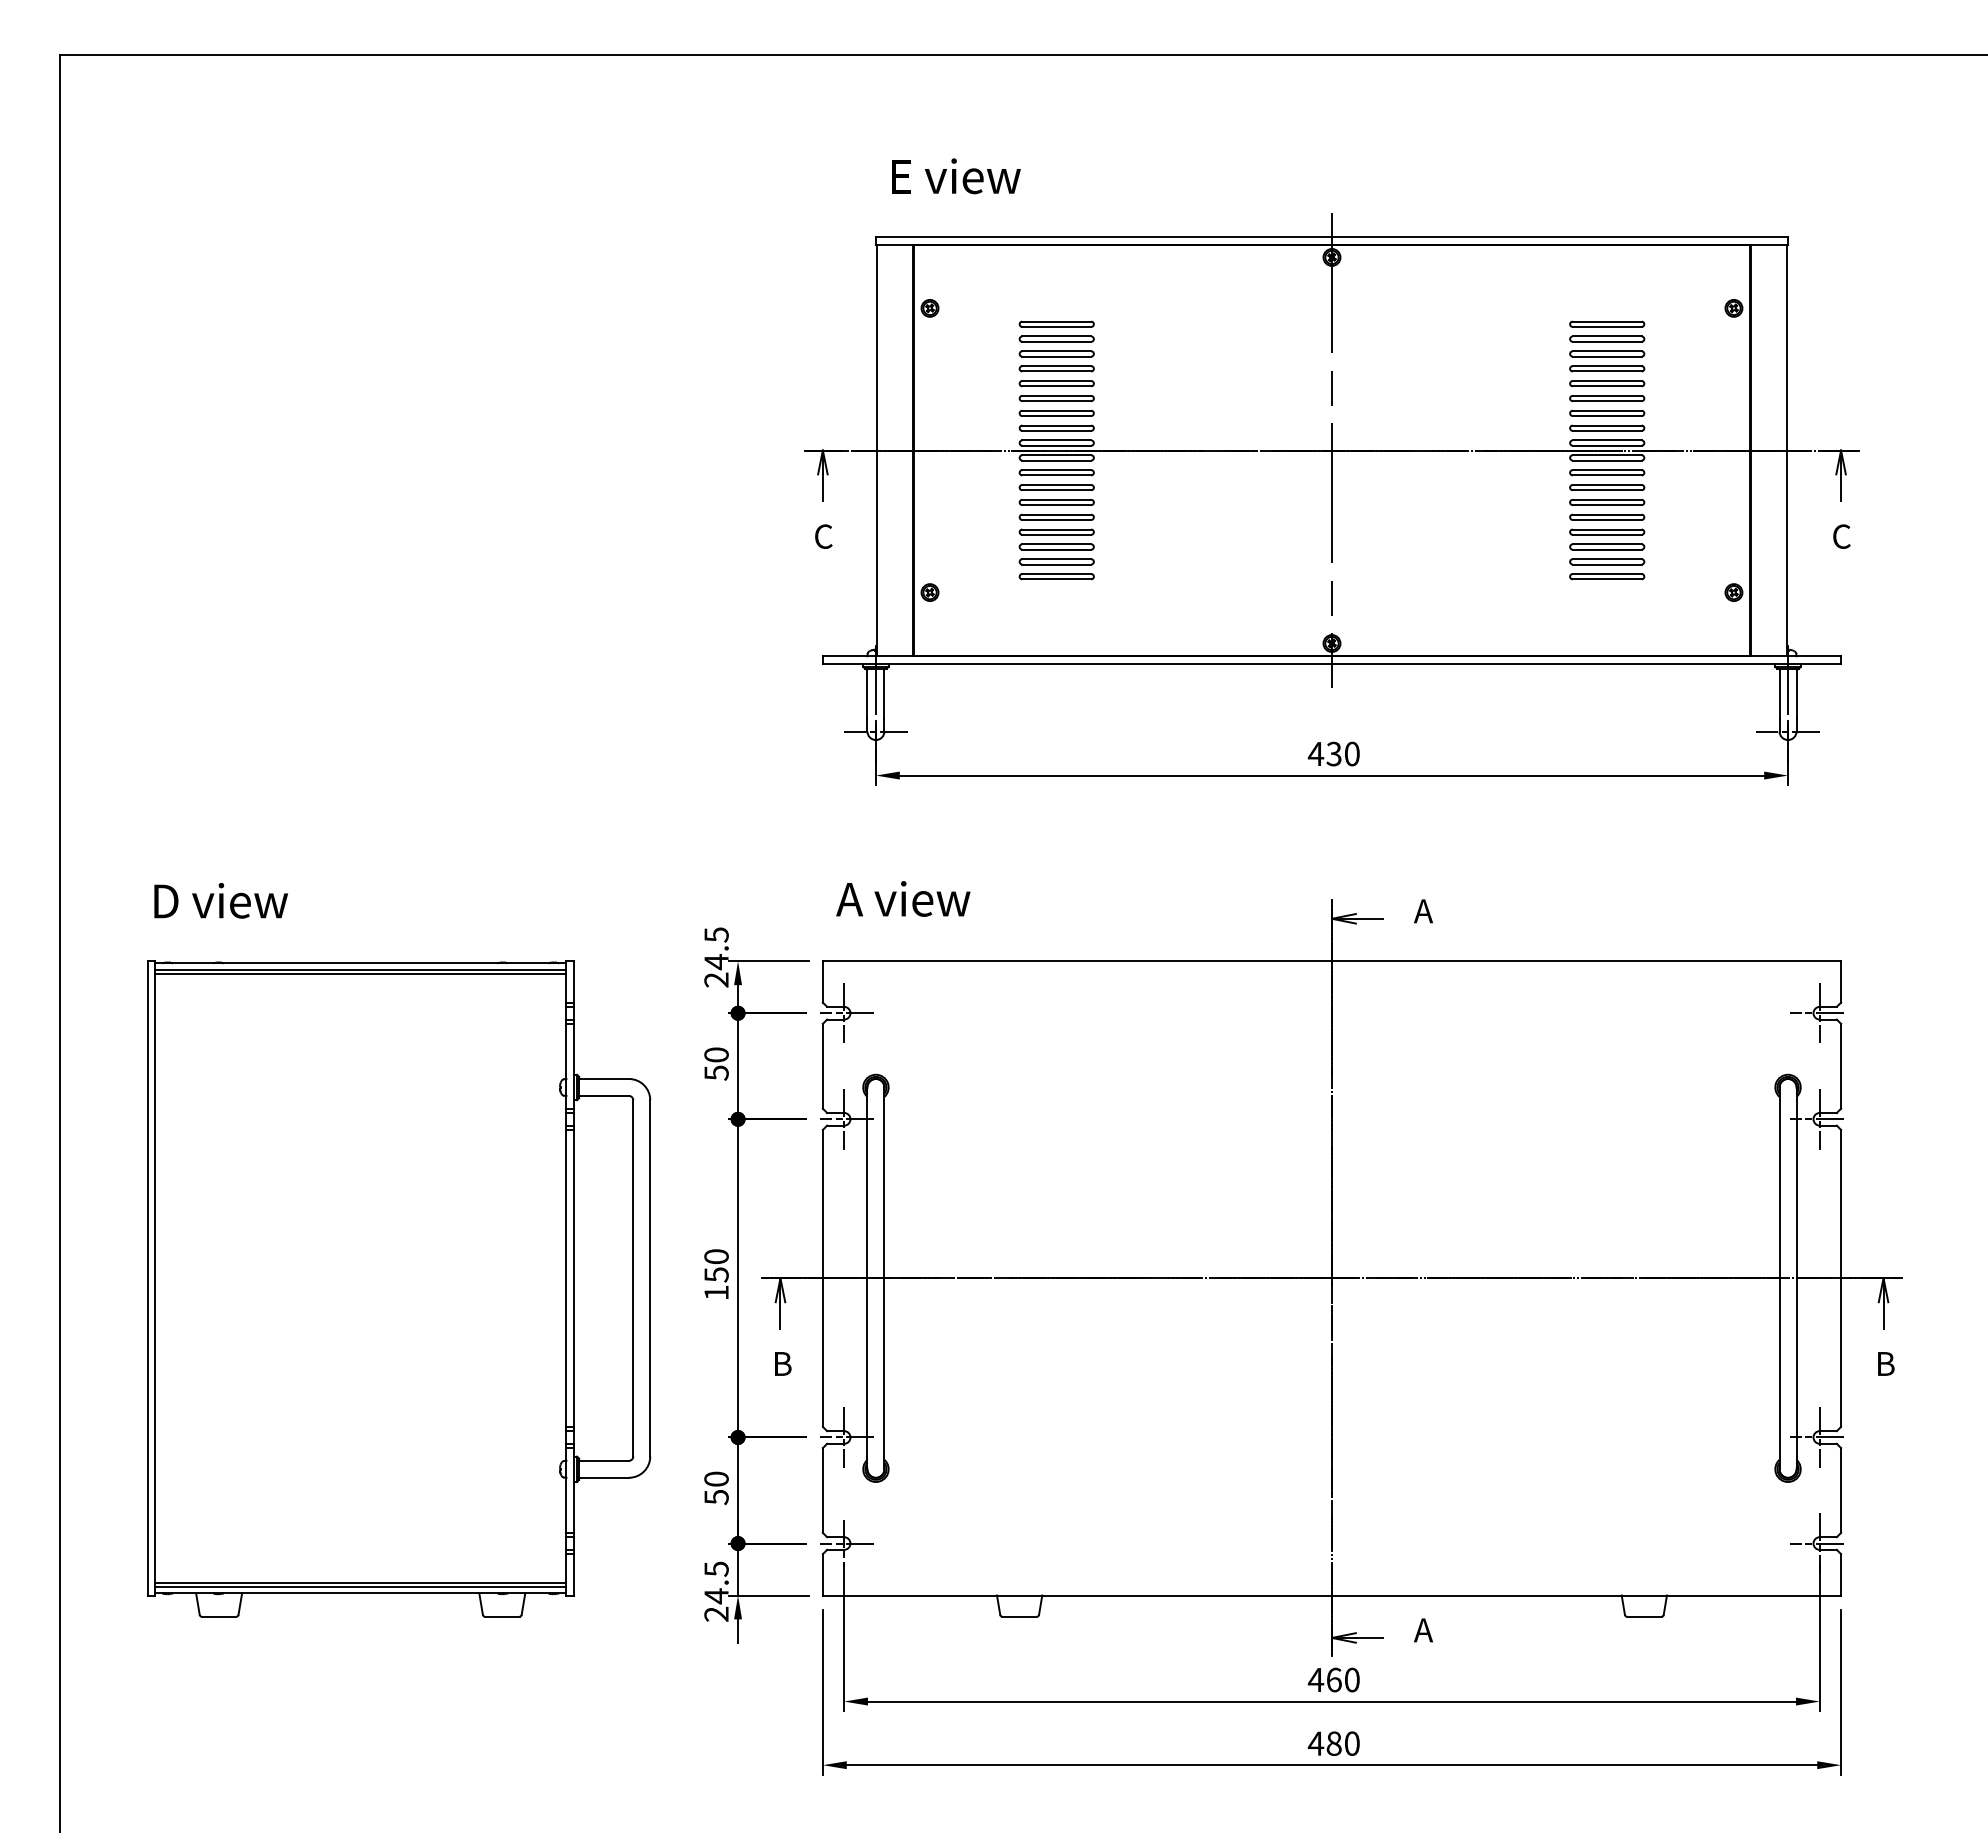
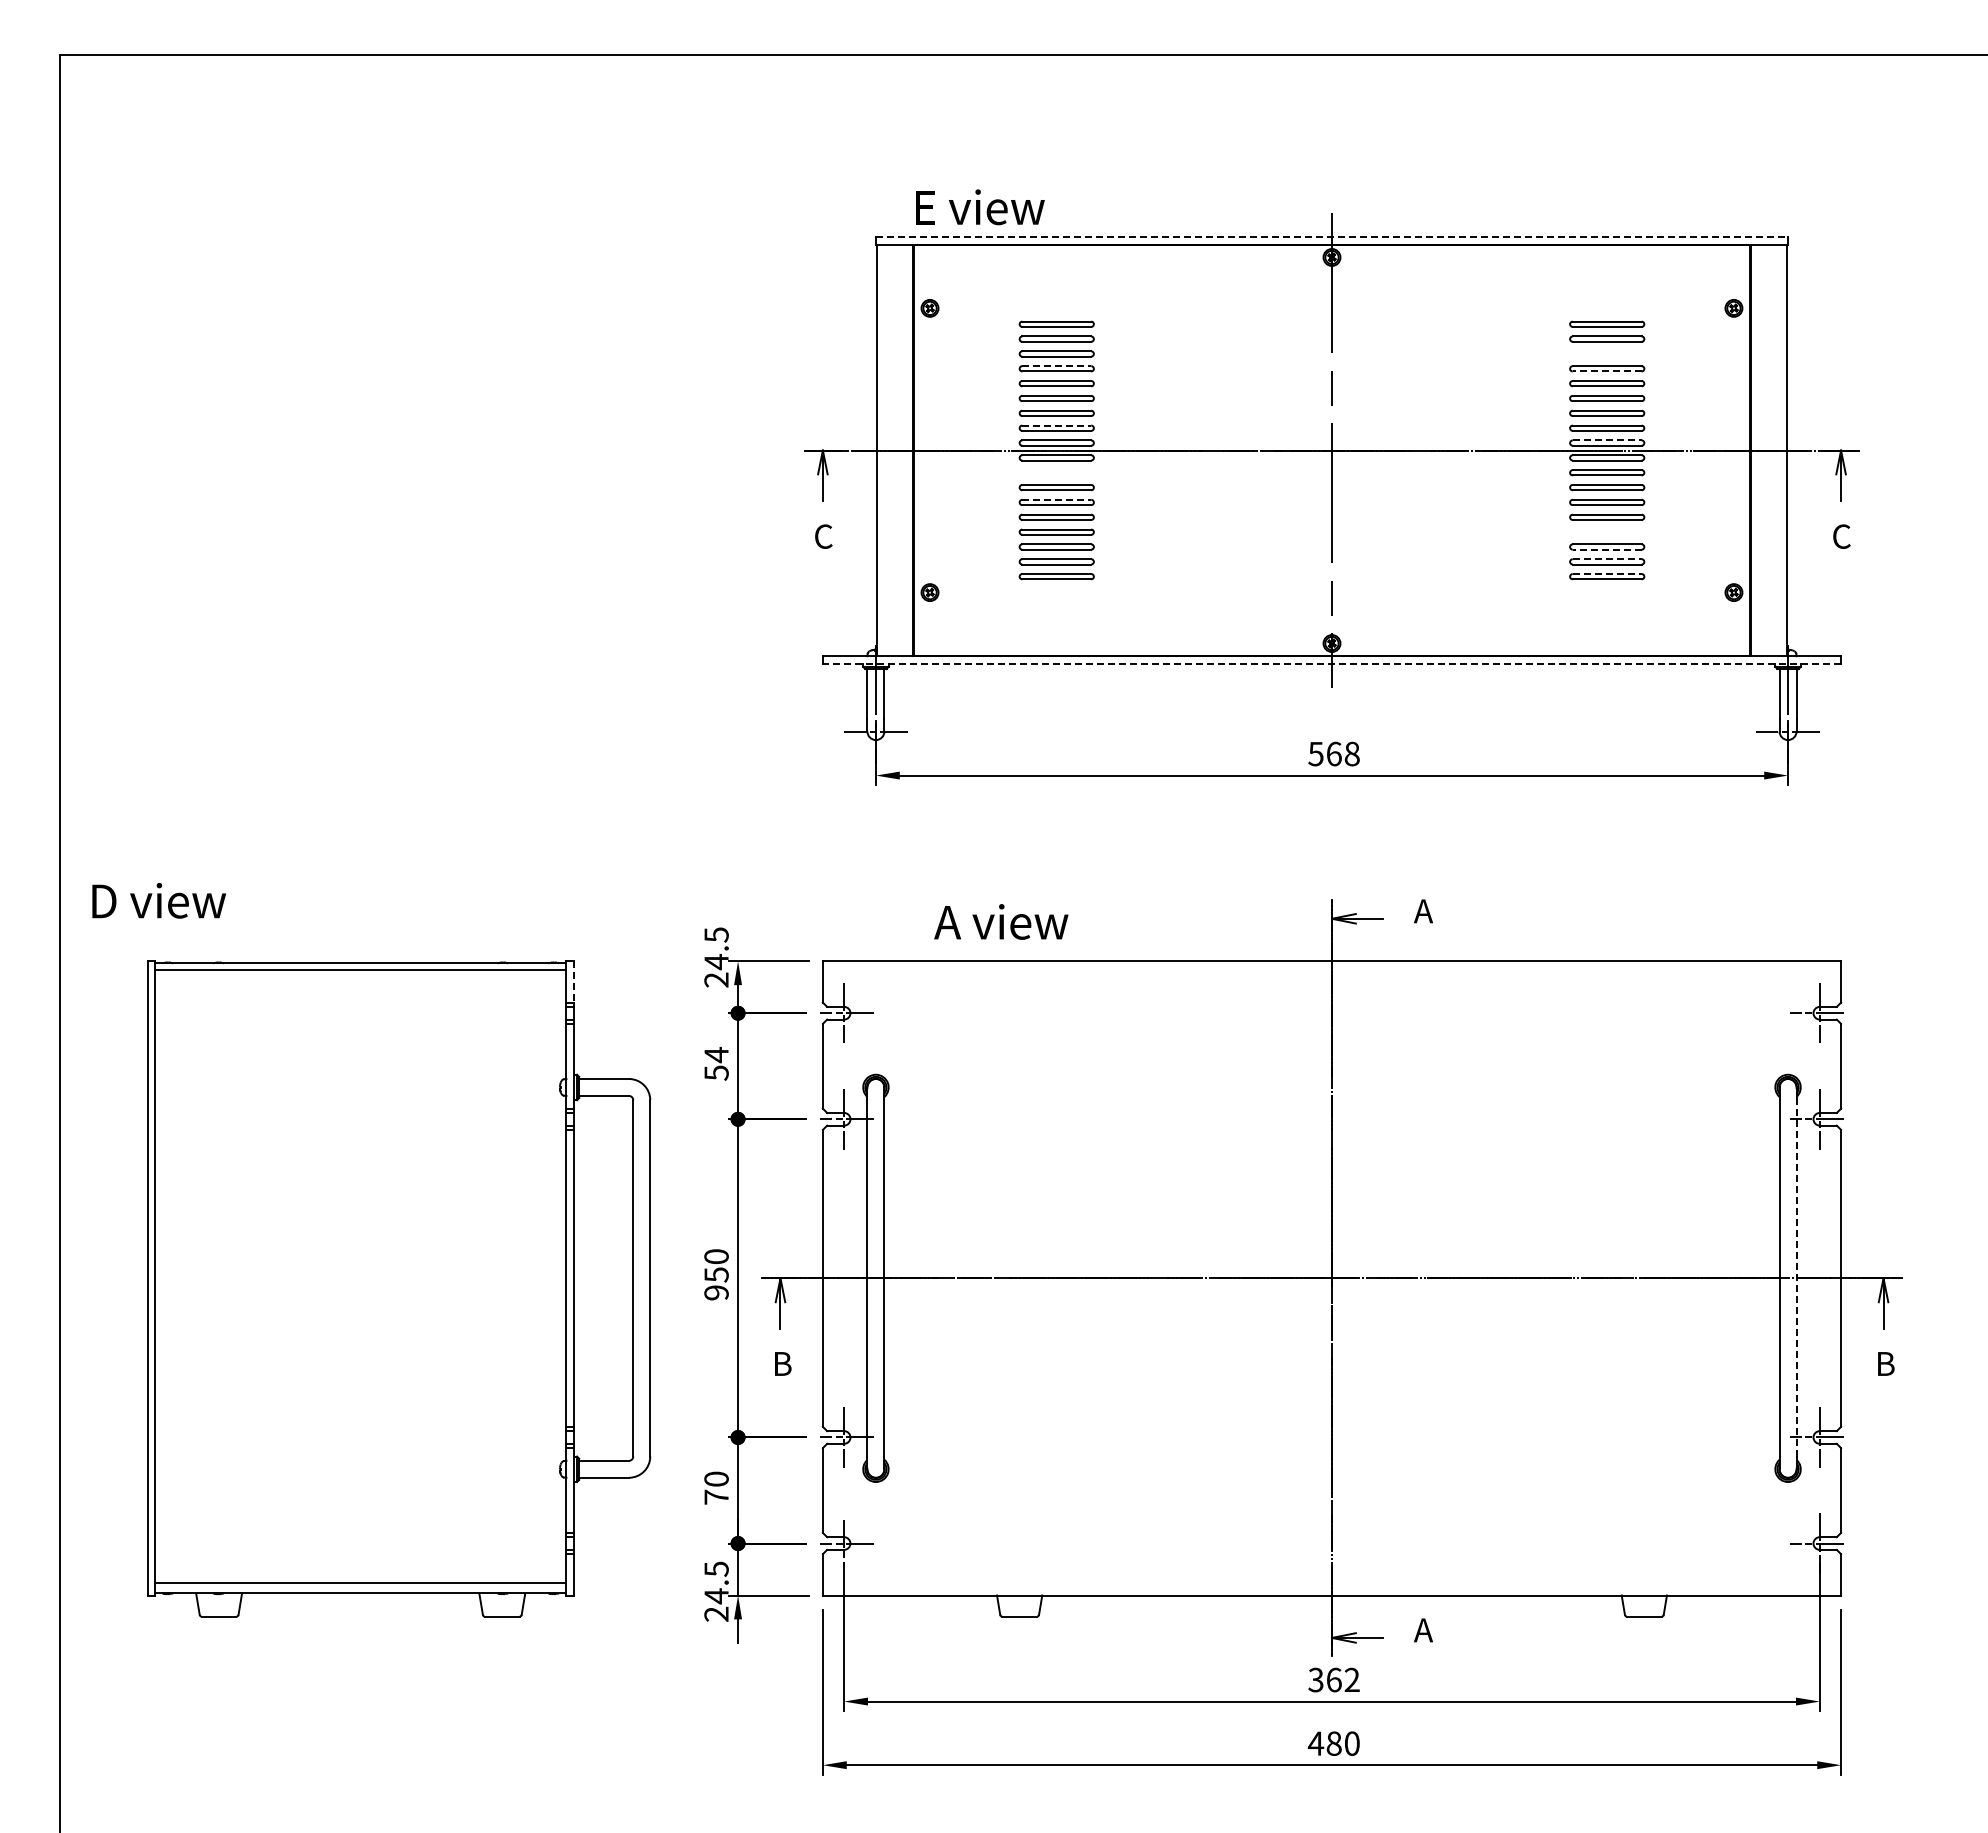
text position: (956, 176) -> (980, 207) (980, 207)
line: solid -> dashed (1332, 237)
part: present -> none (1607, 353)
line: solid -> dashed (1057, 366)
line: solid -> dashed (1606, 371)
line: solid -> dashed (1057, 425)
line: solid -> dashed (1607, 440)
part: present -> none (1056, 472)
line: solid -> dashed (1057, 499)
part: present -> none (1607, 531)
line: solid -> dashed (1606, 549)
line: solid -> dashed (1607, 559)
line: solid -> dashed (1607, 574)
line: solid -> dashed (1331, 663)
text: 430 -> 568 (1333, 753)
text position: (903, 898) -> (1001, 921) (1001, 921)
text position: (220, 900) -> (158, 900) (158, 900)
line: present -> none (360, 974)
line: solid -> dashed (573, 981)
text: 50 -> 54 (716, 1055)
line: solid -> dashed (1796, 1277)
text: 150 -> 950 (716, 1292)
text: 50 -> 70 (716, 1497)
line: present -> none (360, 1587)
text: 460 -> 362 (1333, 1679)
